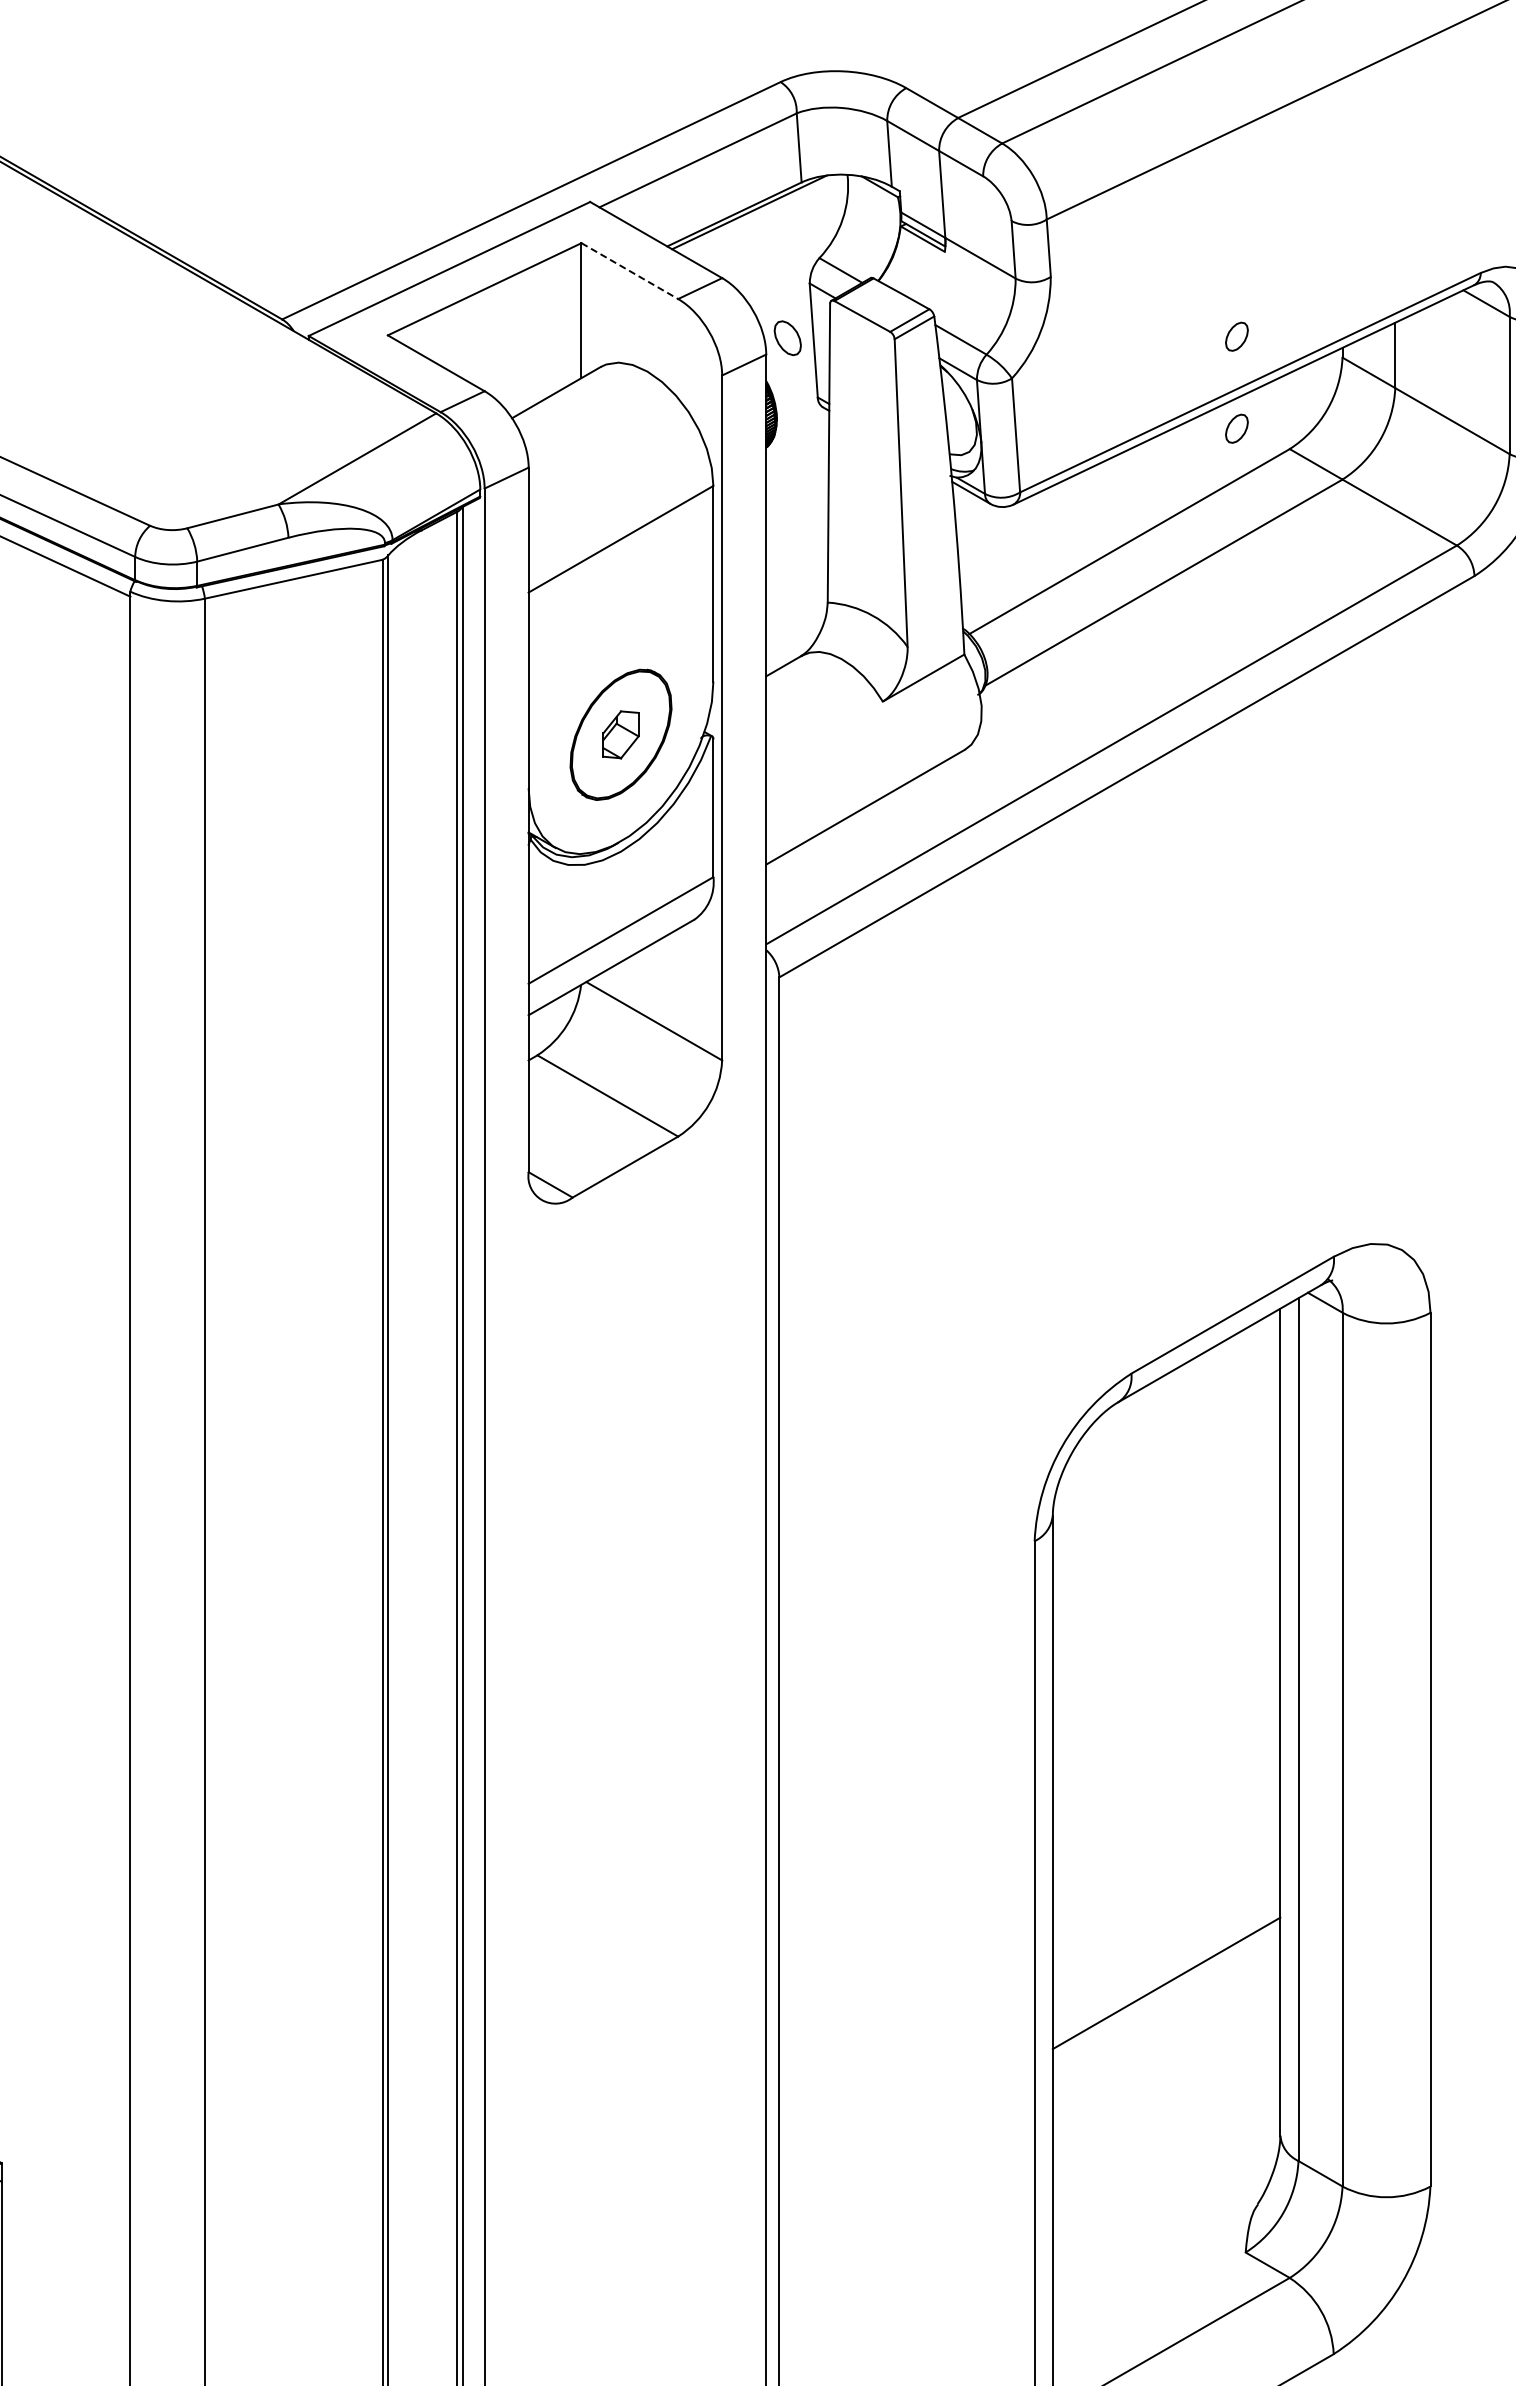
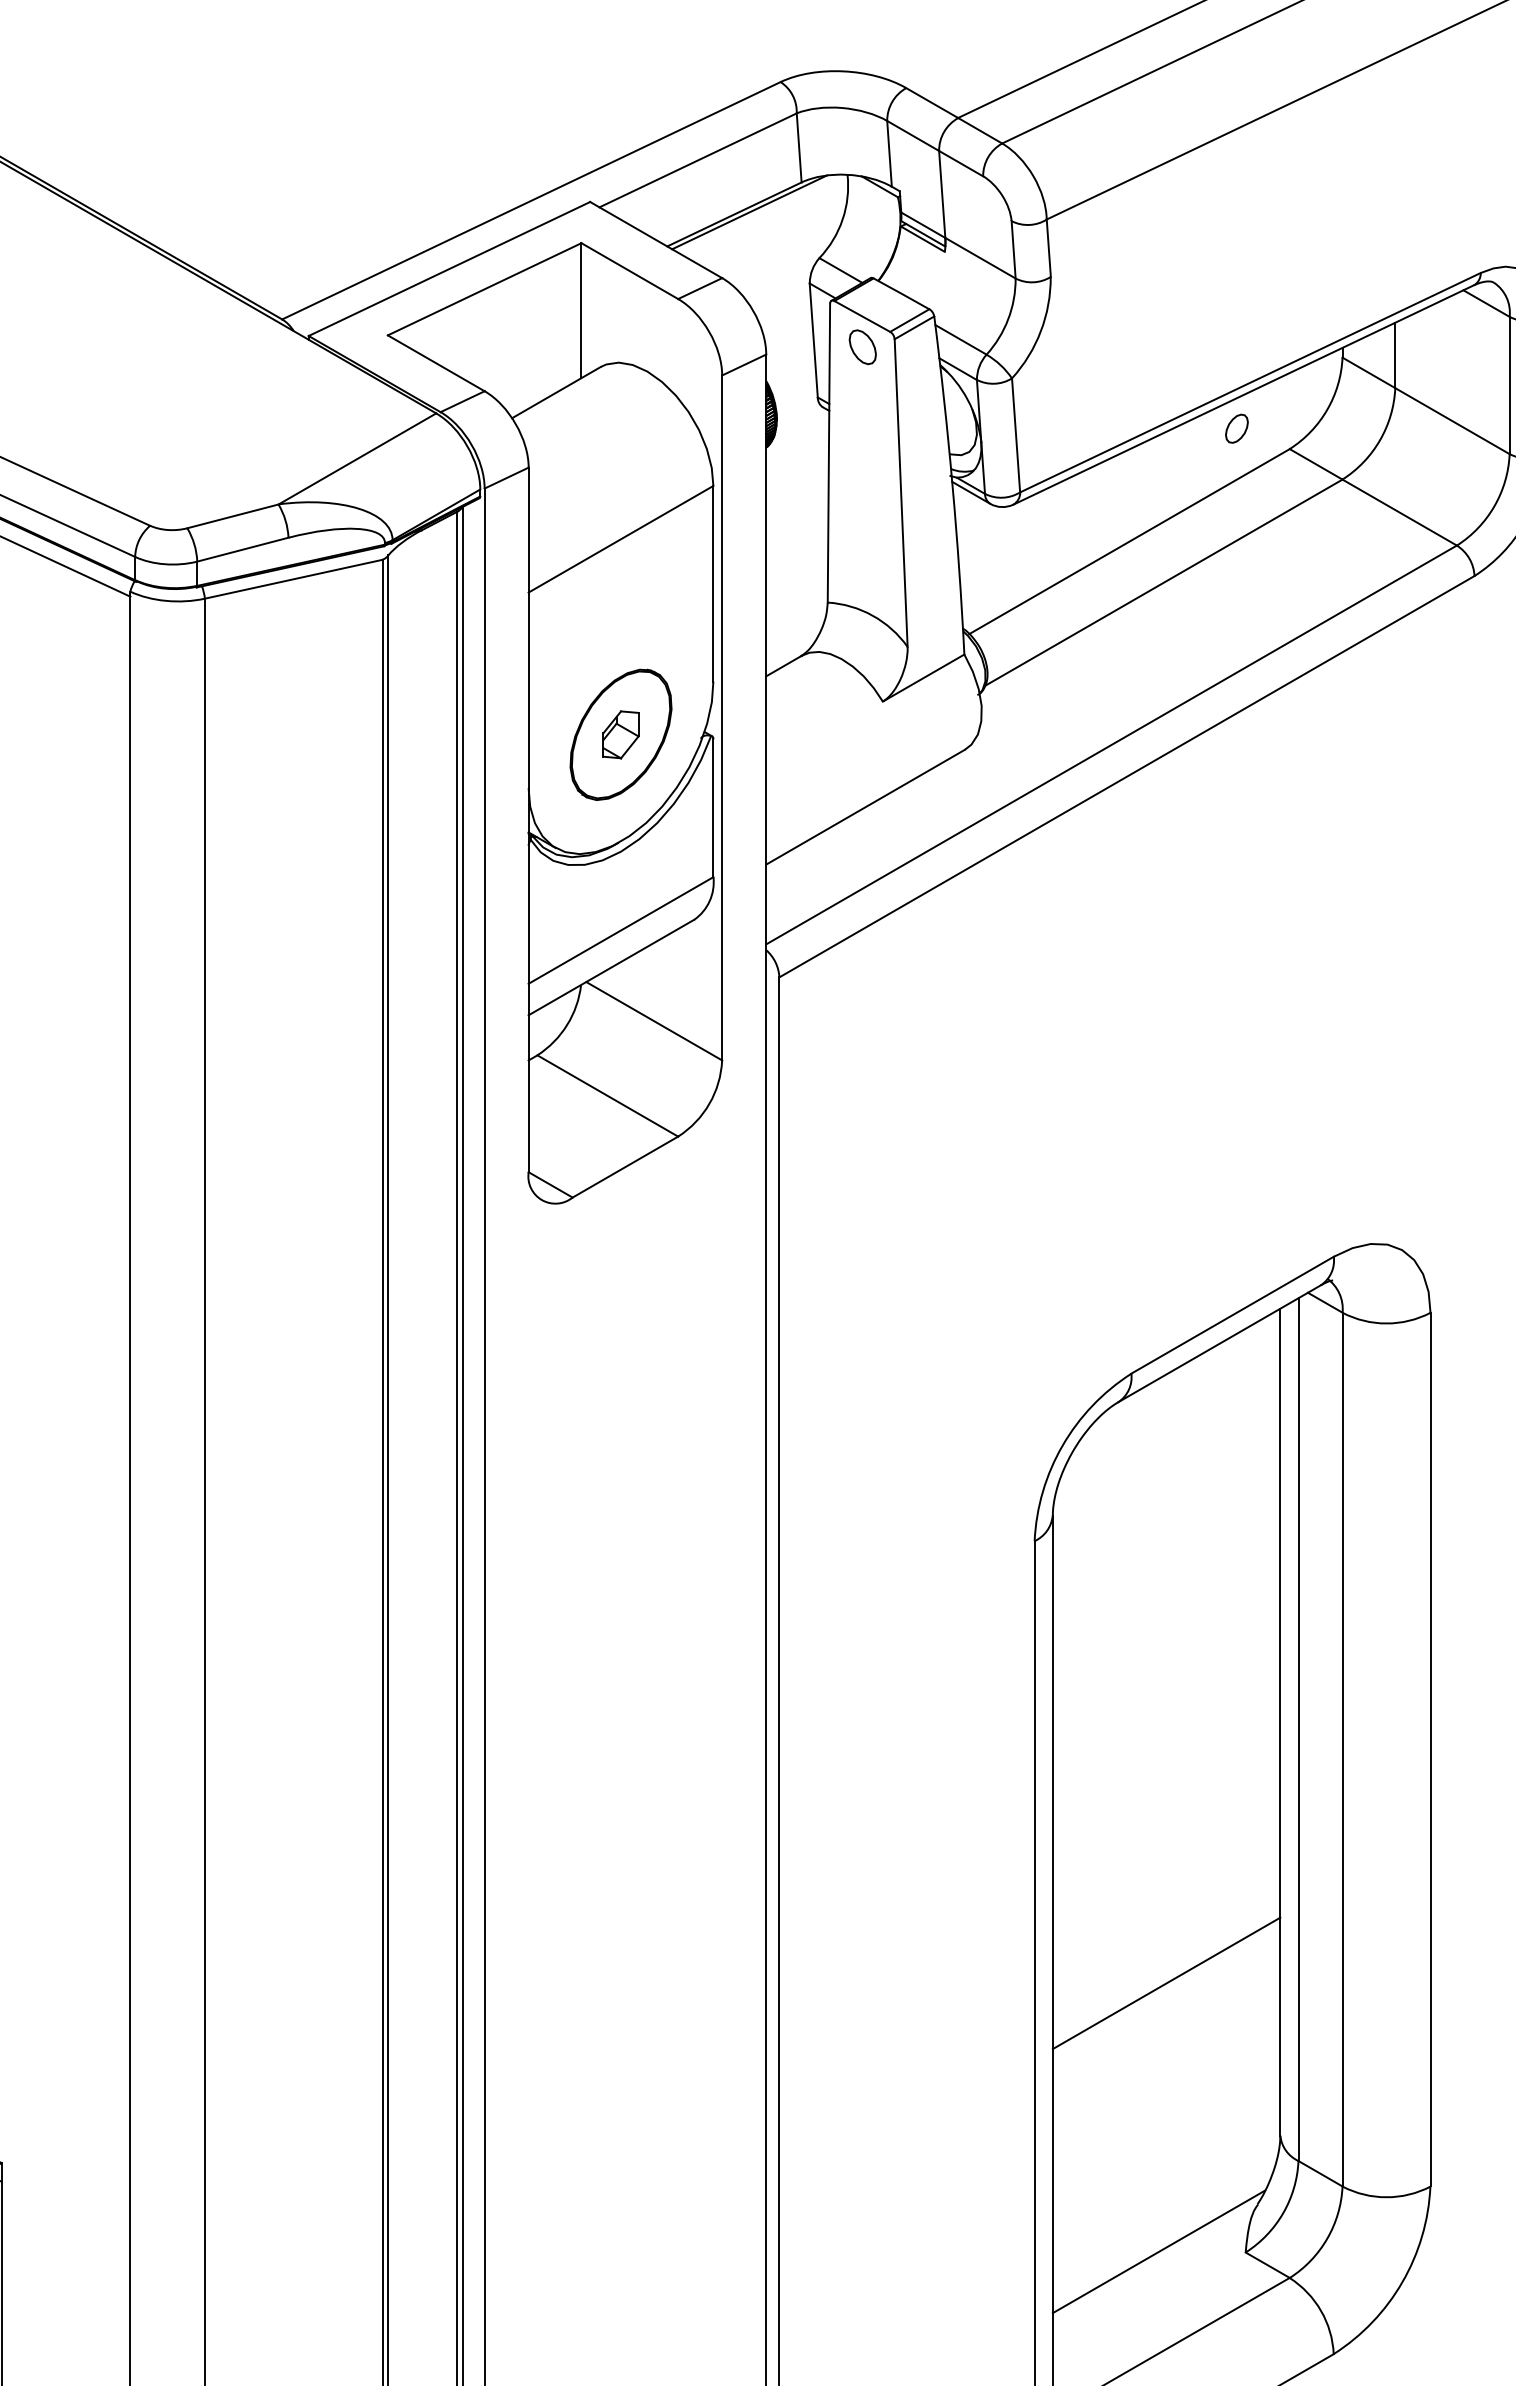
line: dashed -> solid (629, 271)
part: present -> none (1236, 336)
part position: (787, 338) -> (862, 347) (862, 347)
line: none -> present (1158, 2251)
